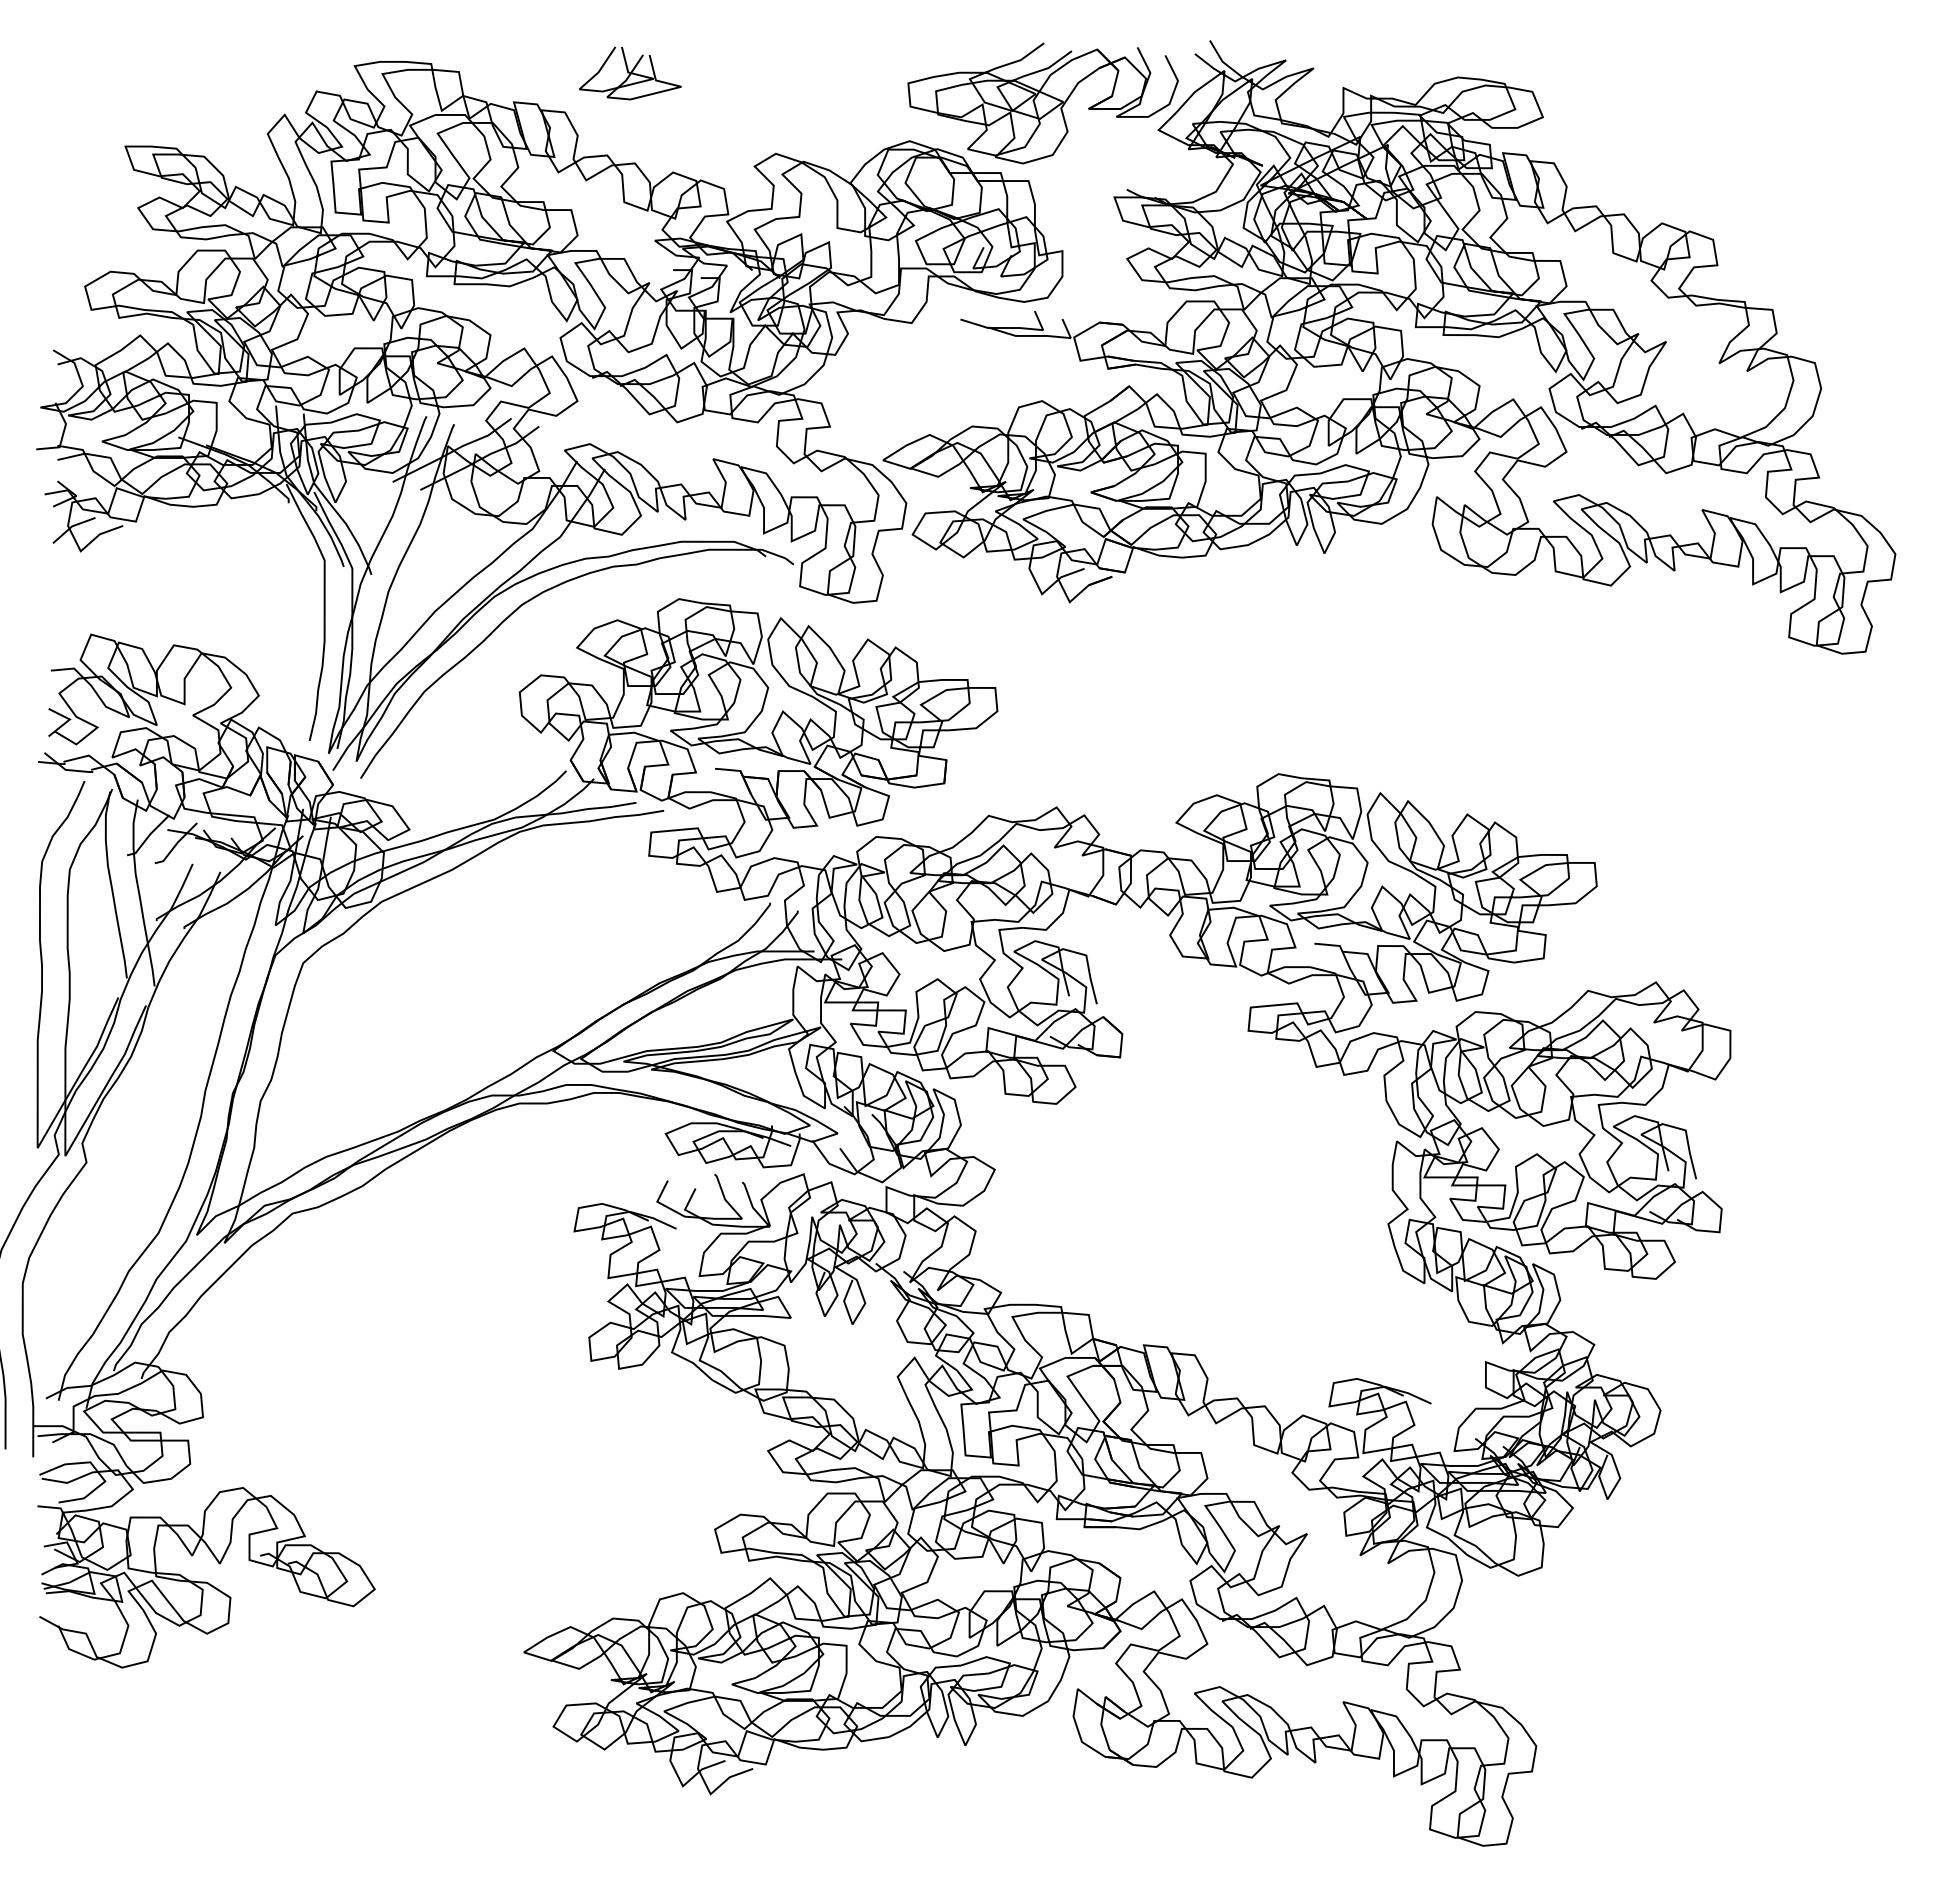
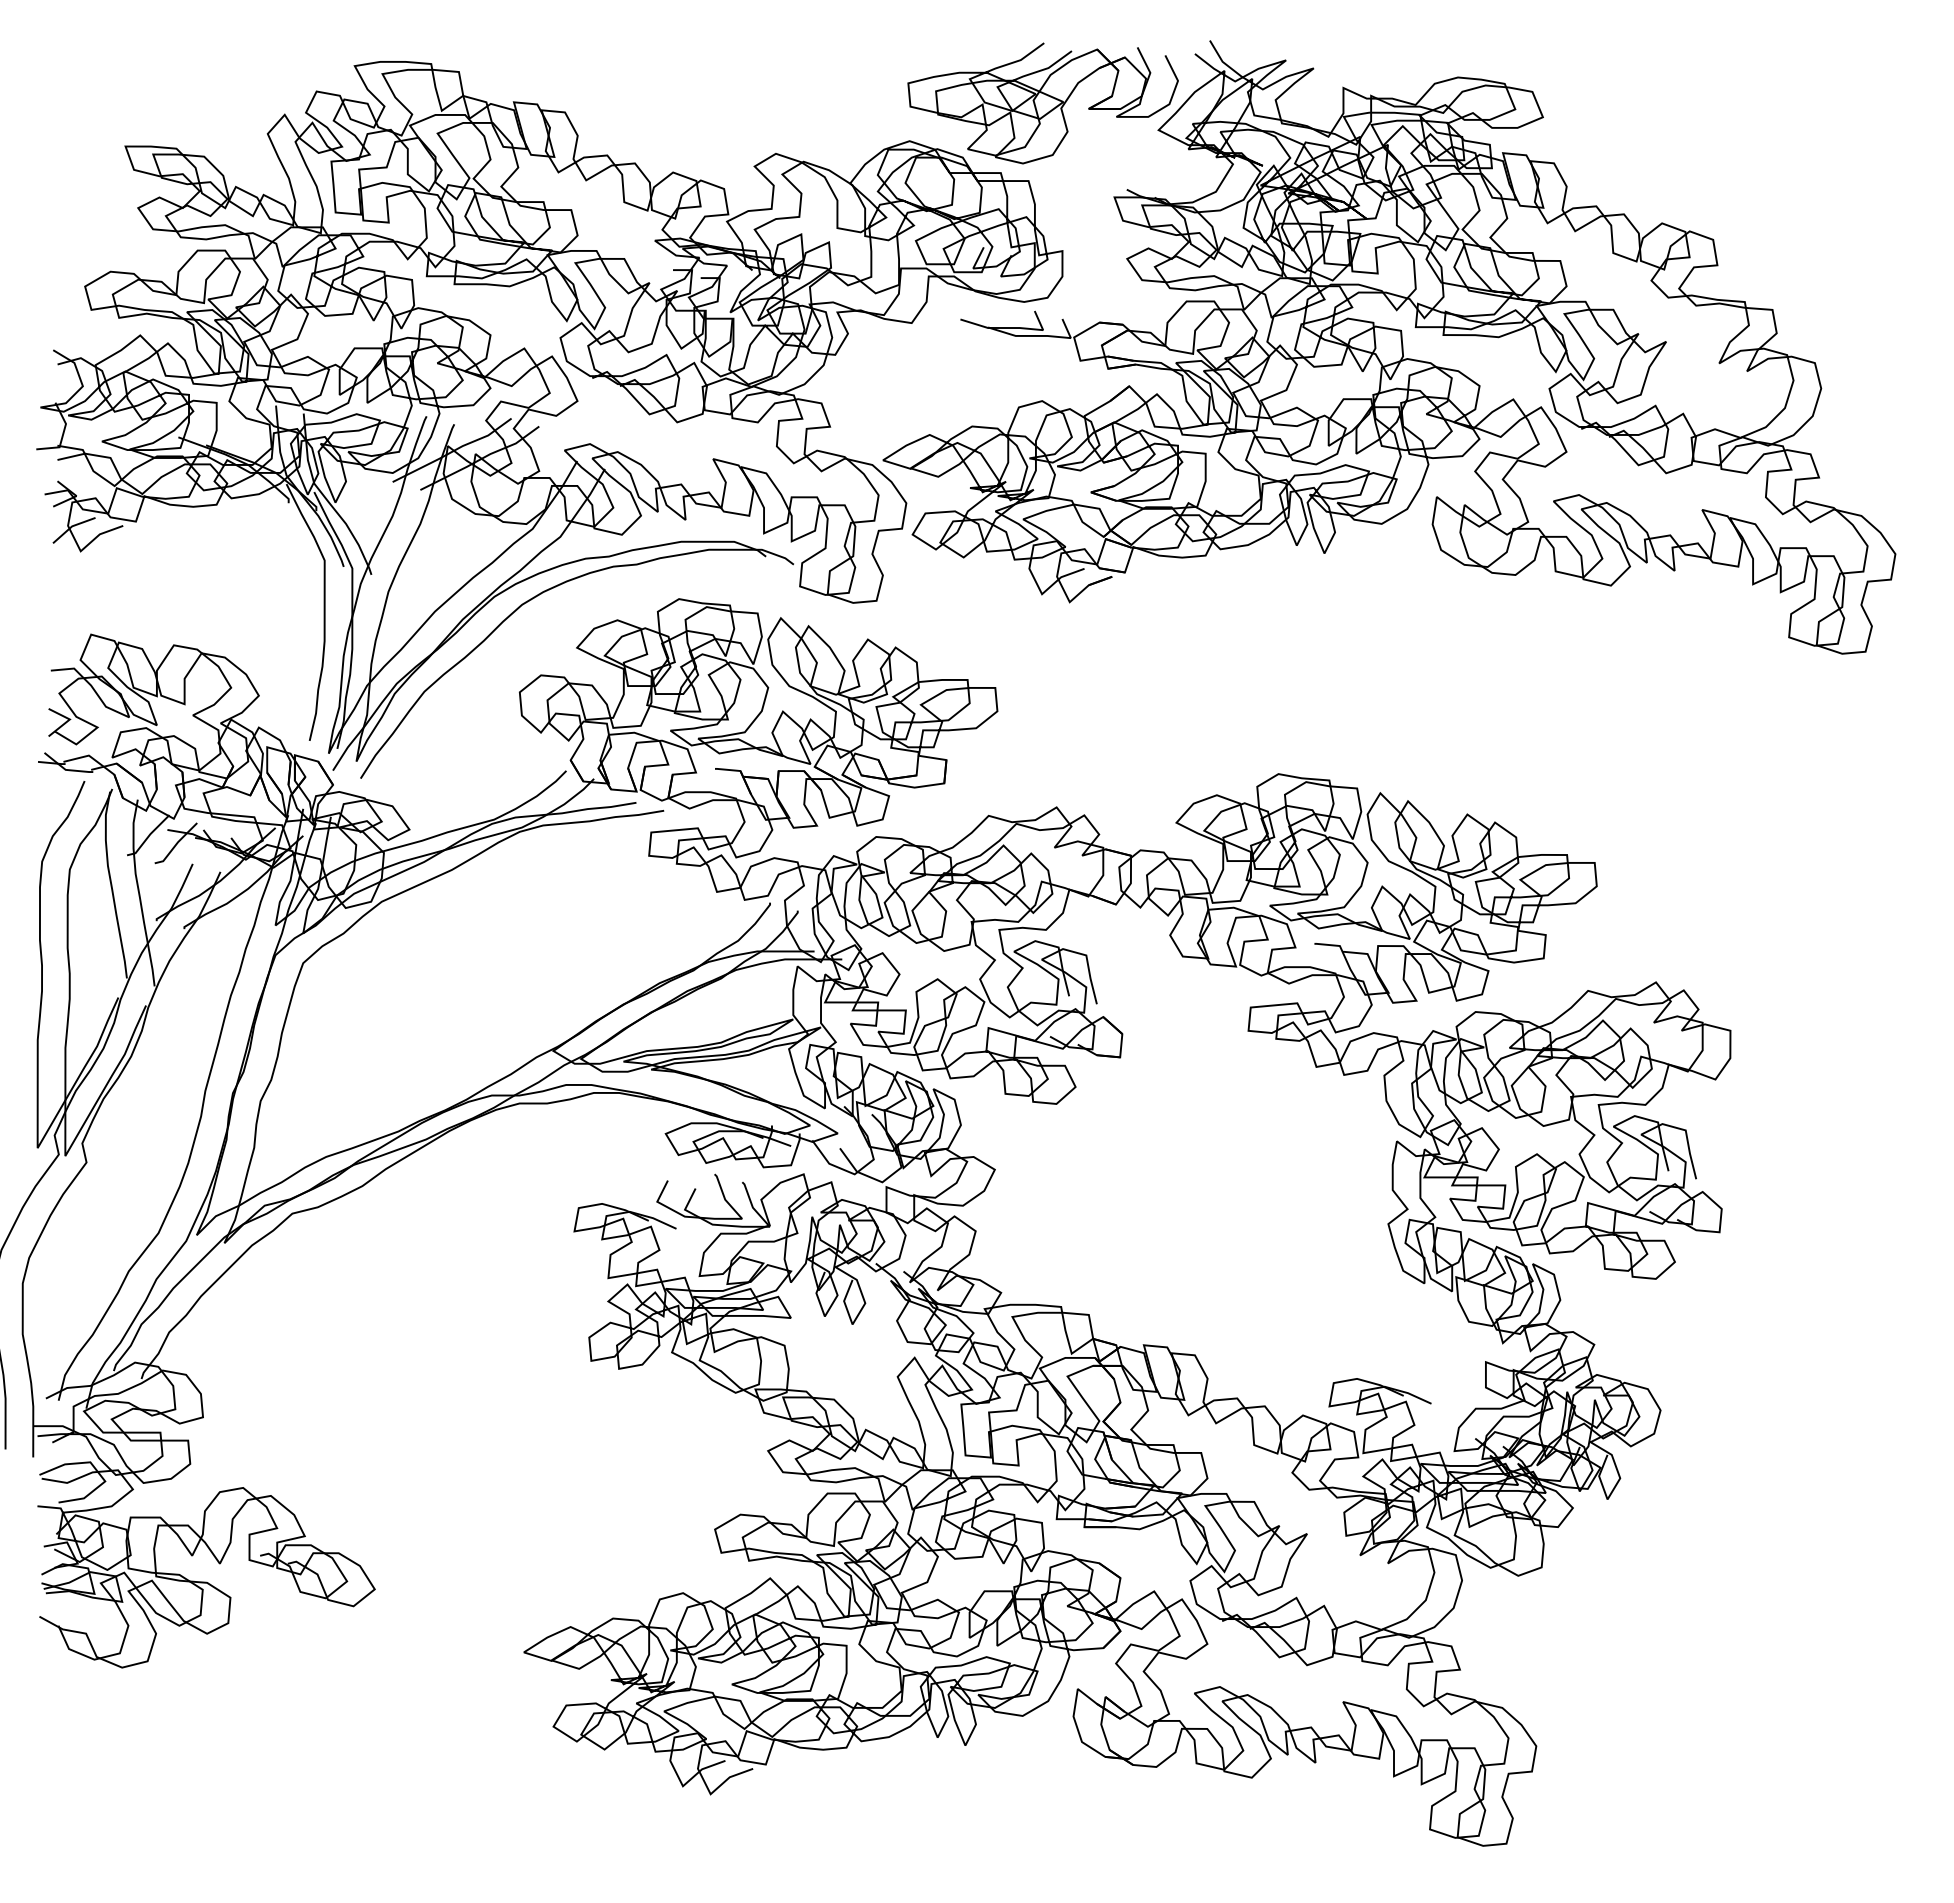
part: present -> none (630, 73)
